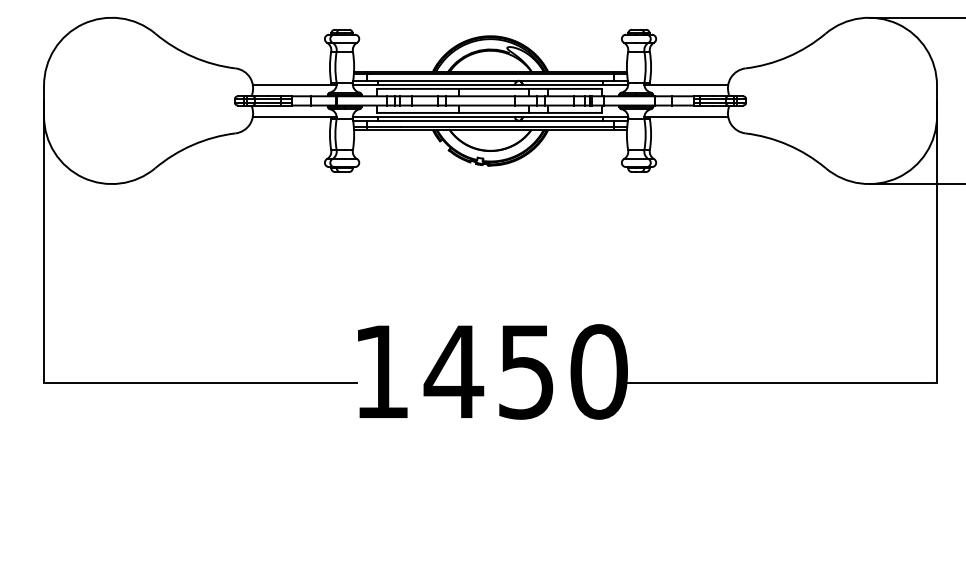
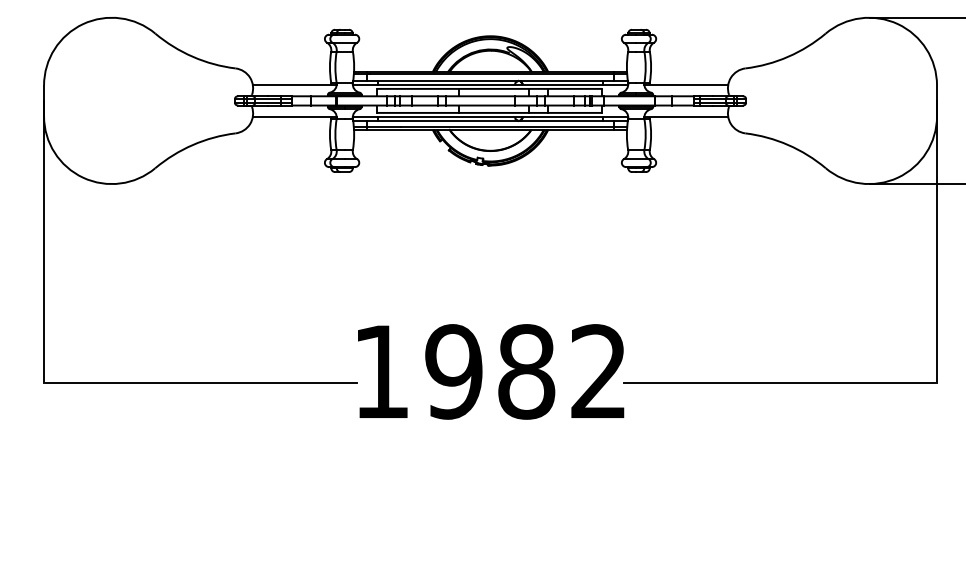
text: 1450 -> 1982 (525, 371)
